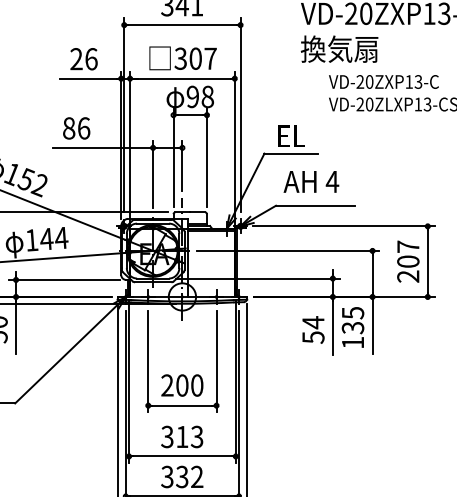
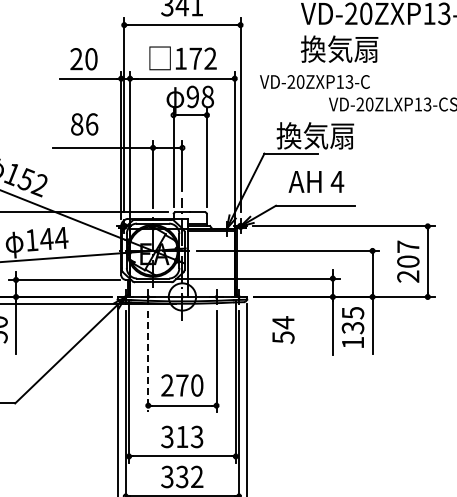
text: 307 -> 172 (195, 58)
text: 26 -> 20 (91, 59)
text position: (383, 81) -> (314, 81) (314, 81)
text position: (76, 128) -> (84, 124) (84, 124)
text: EL -> 換気扇 (315, 135)
text position: (311, 181) -> (316, 181) (316, 181)
text position: (313, 329) -> (283, 329) (283, 329)
line: solid -> dashed (148, 361)
text: 200 -> 270 (182, 385)
